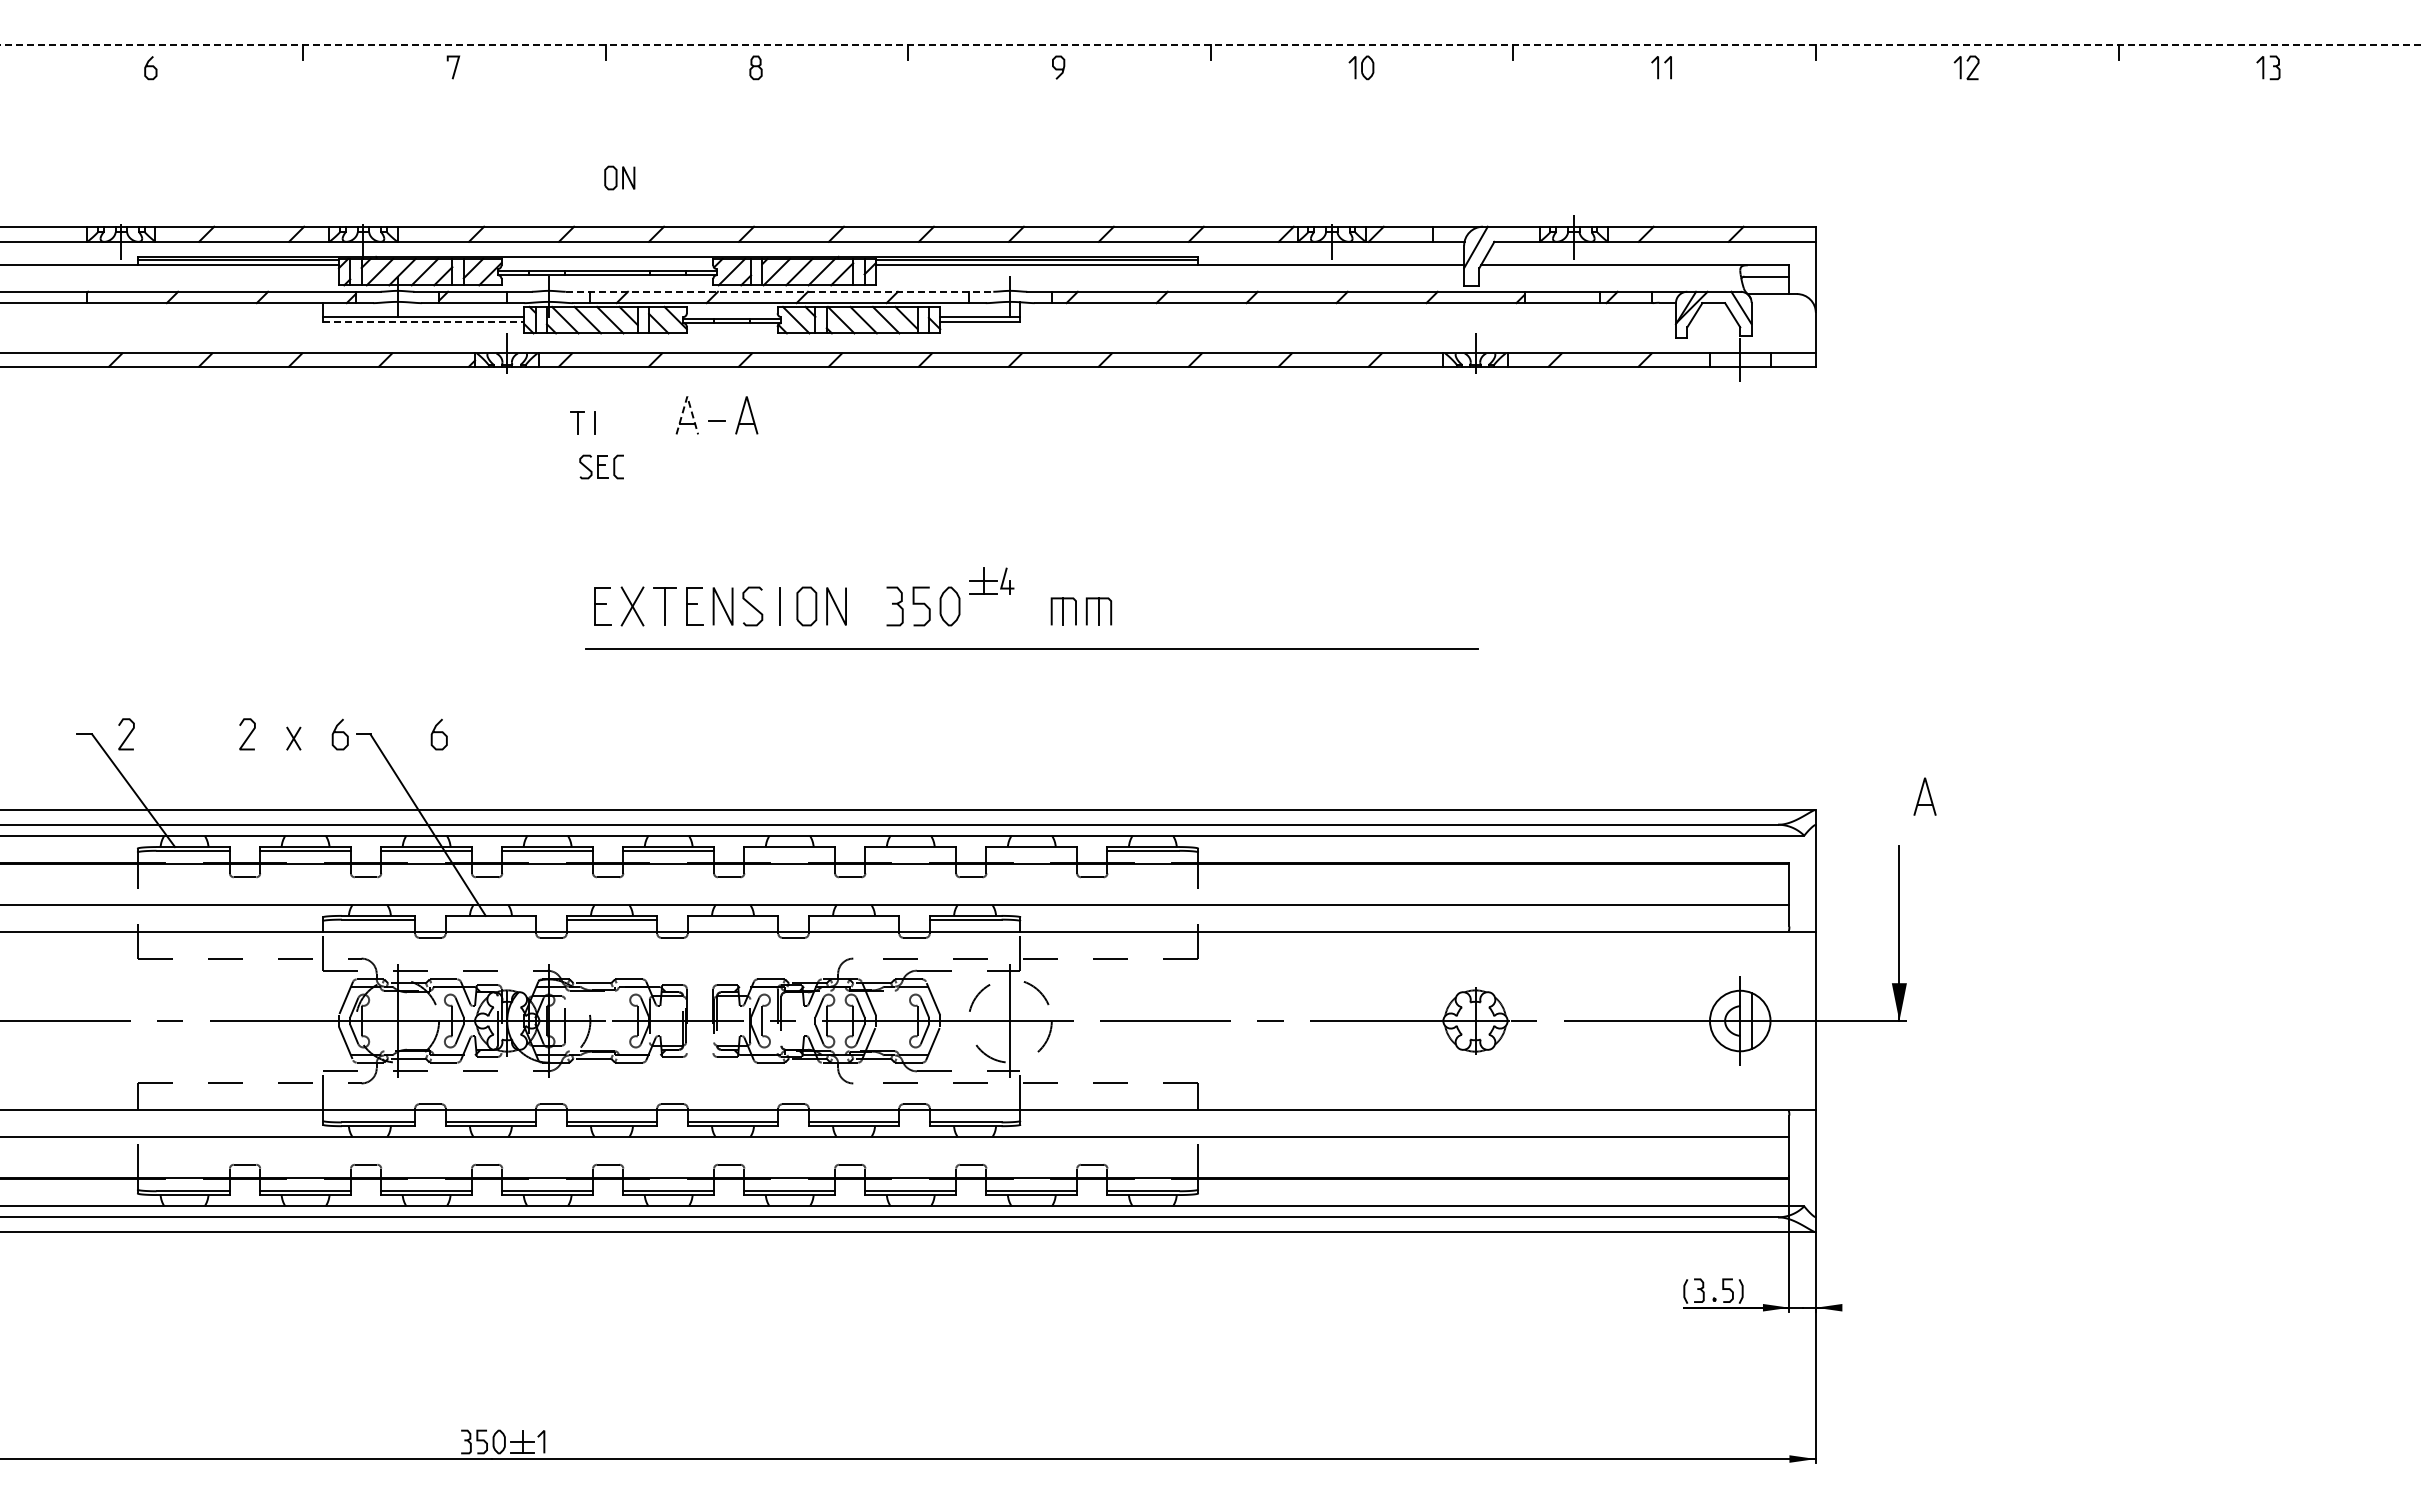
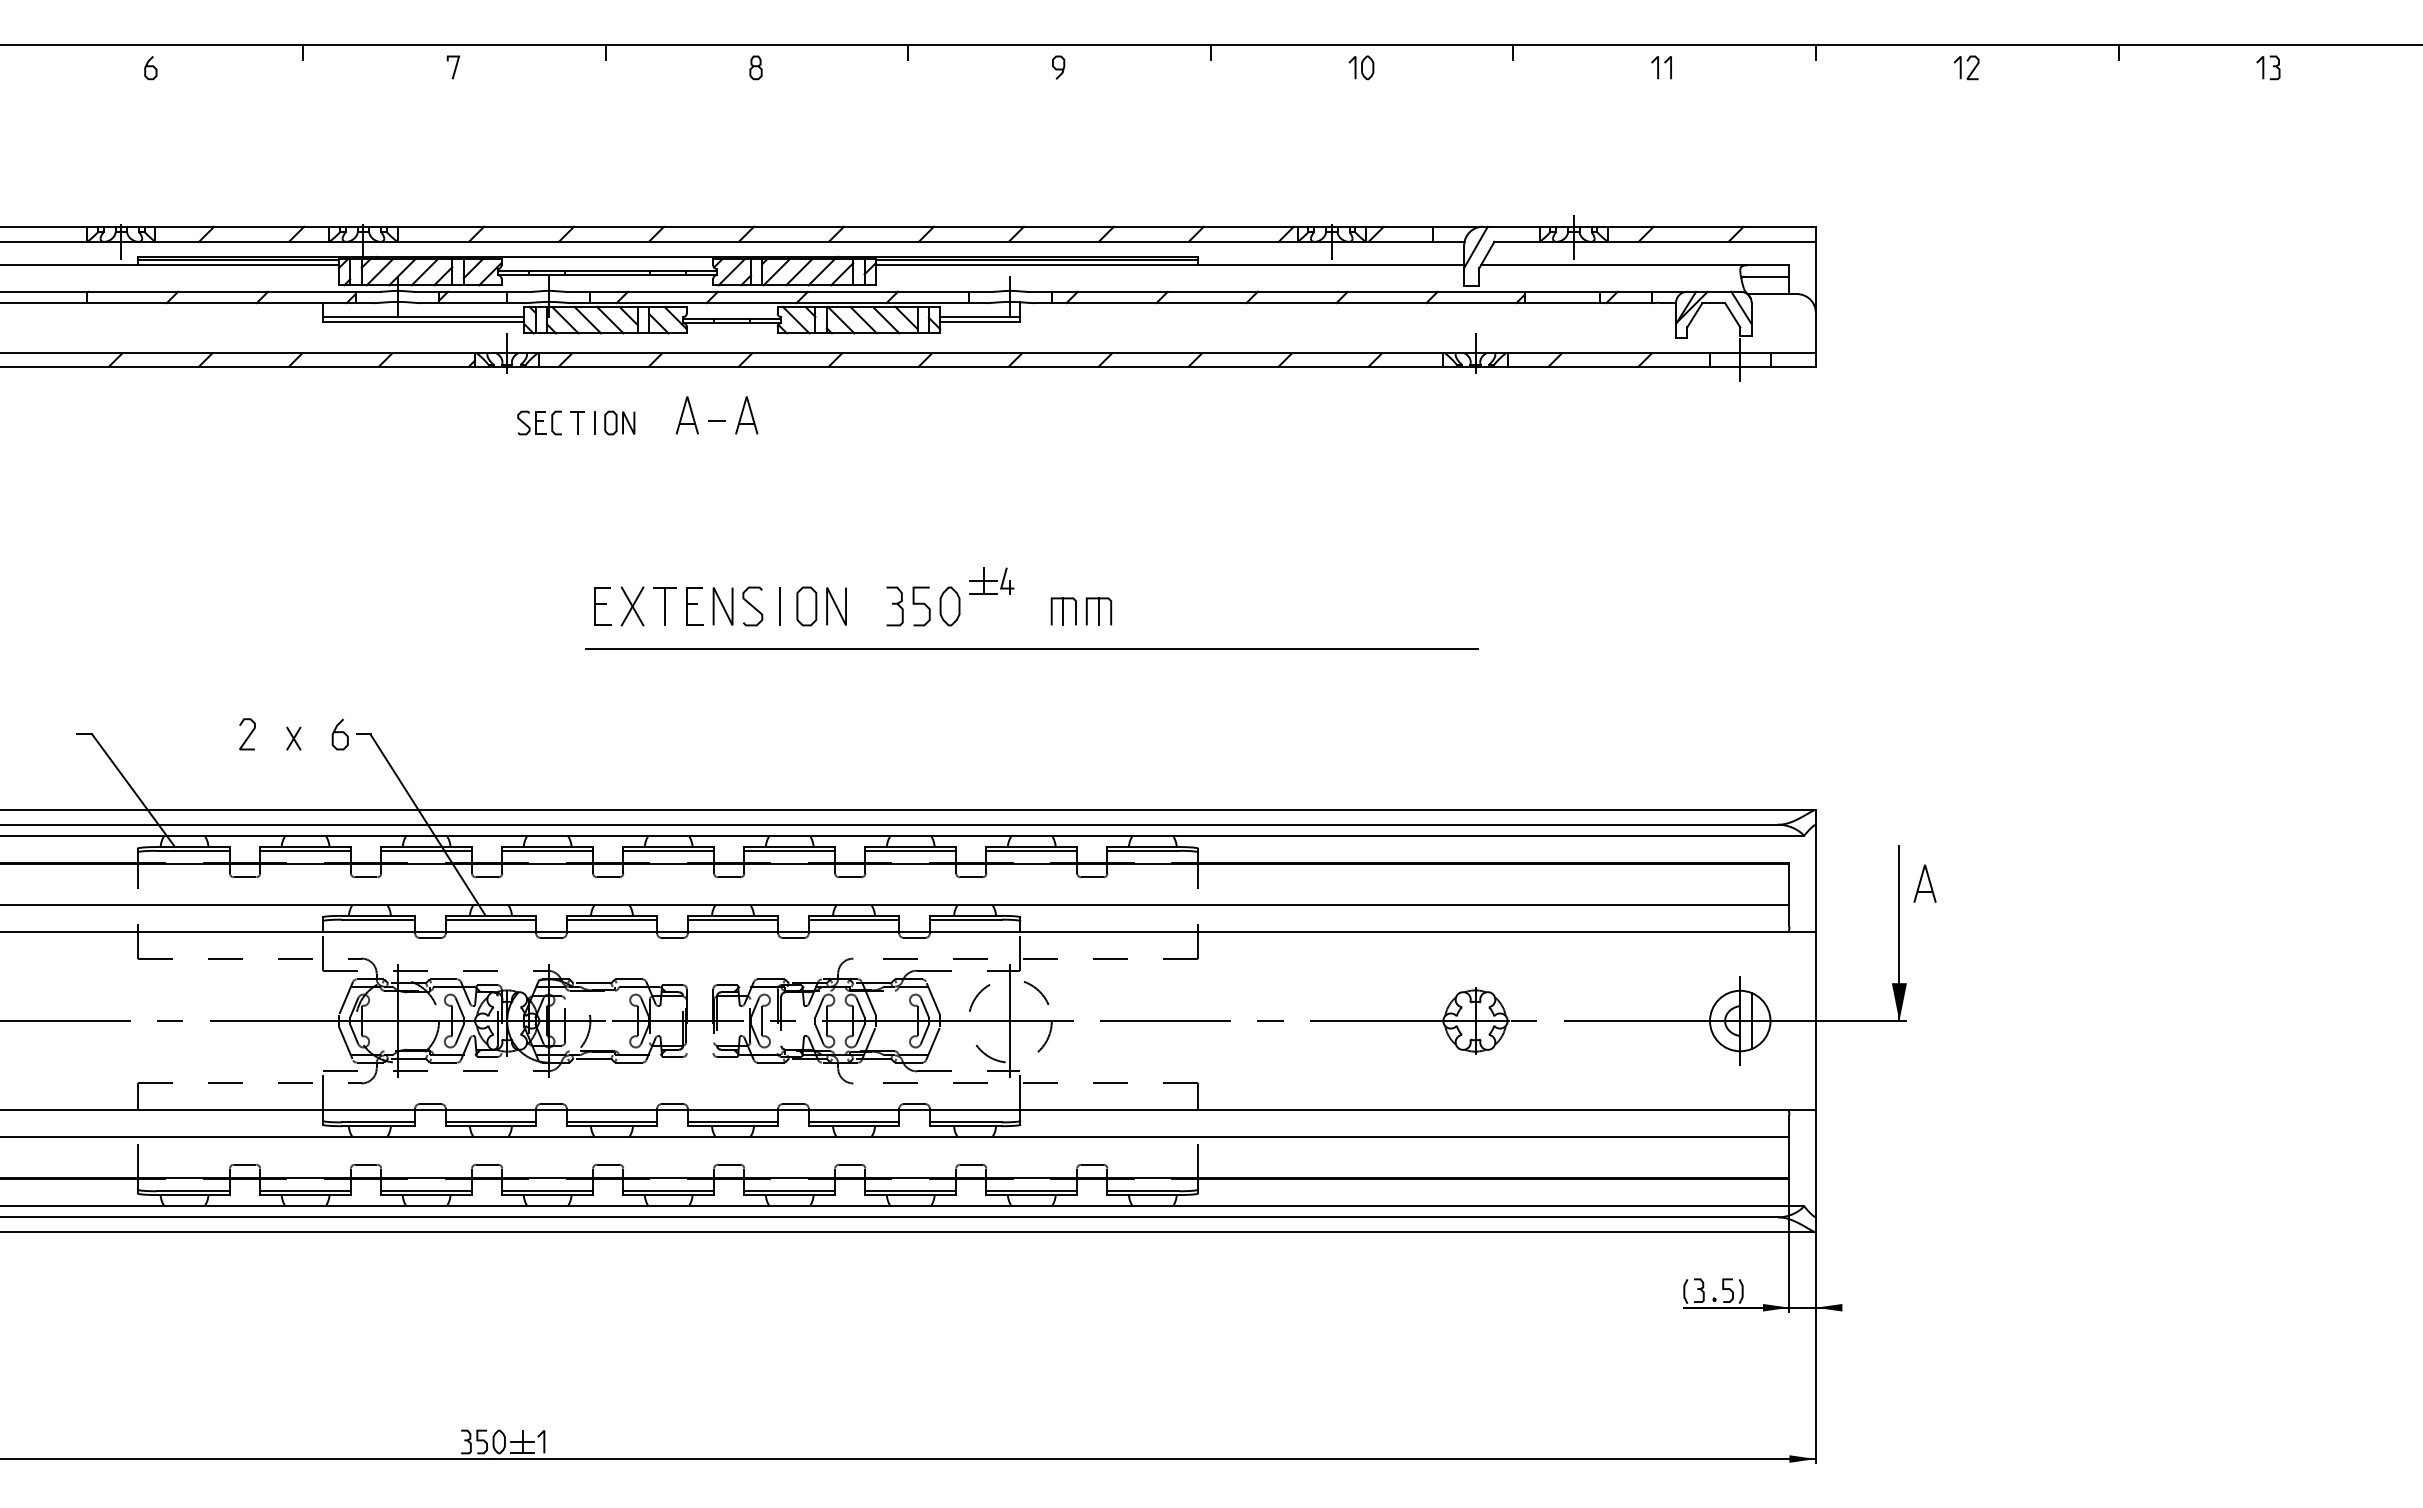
line: dashed -> solid (1212, 45)
part position: (619, 177) -> (619, 422) (619, 422)
line: dashed -> solid (779, 291)
line: dashed -> solid (423, 322)
line: dashed -> solid (687, 396)
part position: (601, 466) -> (539, 422) (539, 422)
curve: present -> none (438, 733)
curve: present -> none (127, 735)
part position: (1924, 796) -> (1924, 883) (1924, 883)
line: none -> present (789, 850)
line: none -> present (910, 850)
line: none -> present (1031, 850)
line: none -> present (490, 919)
line: none -> present (732, 919)
line: none -> present (853, 919)
